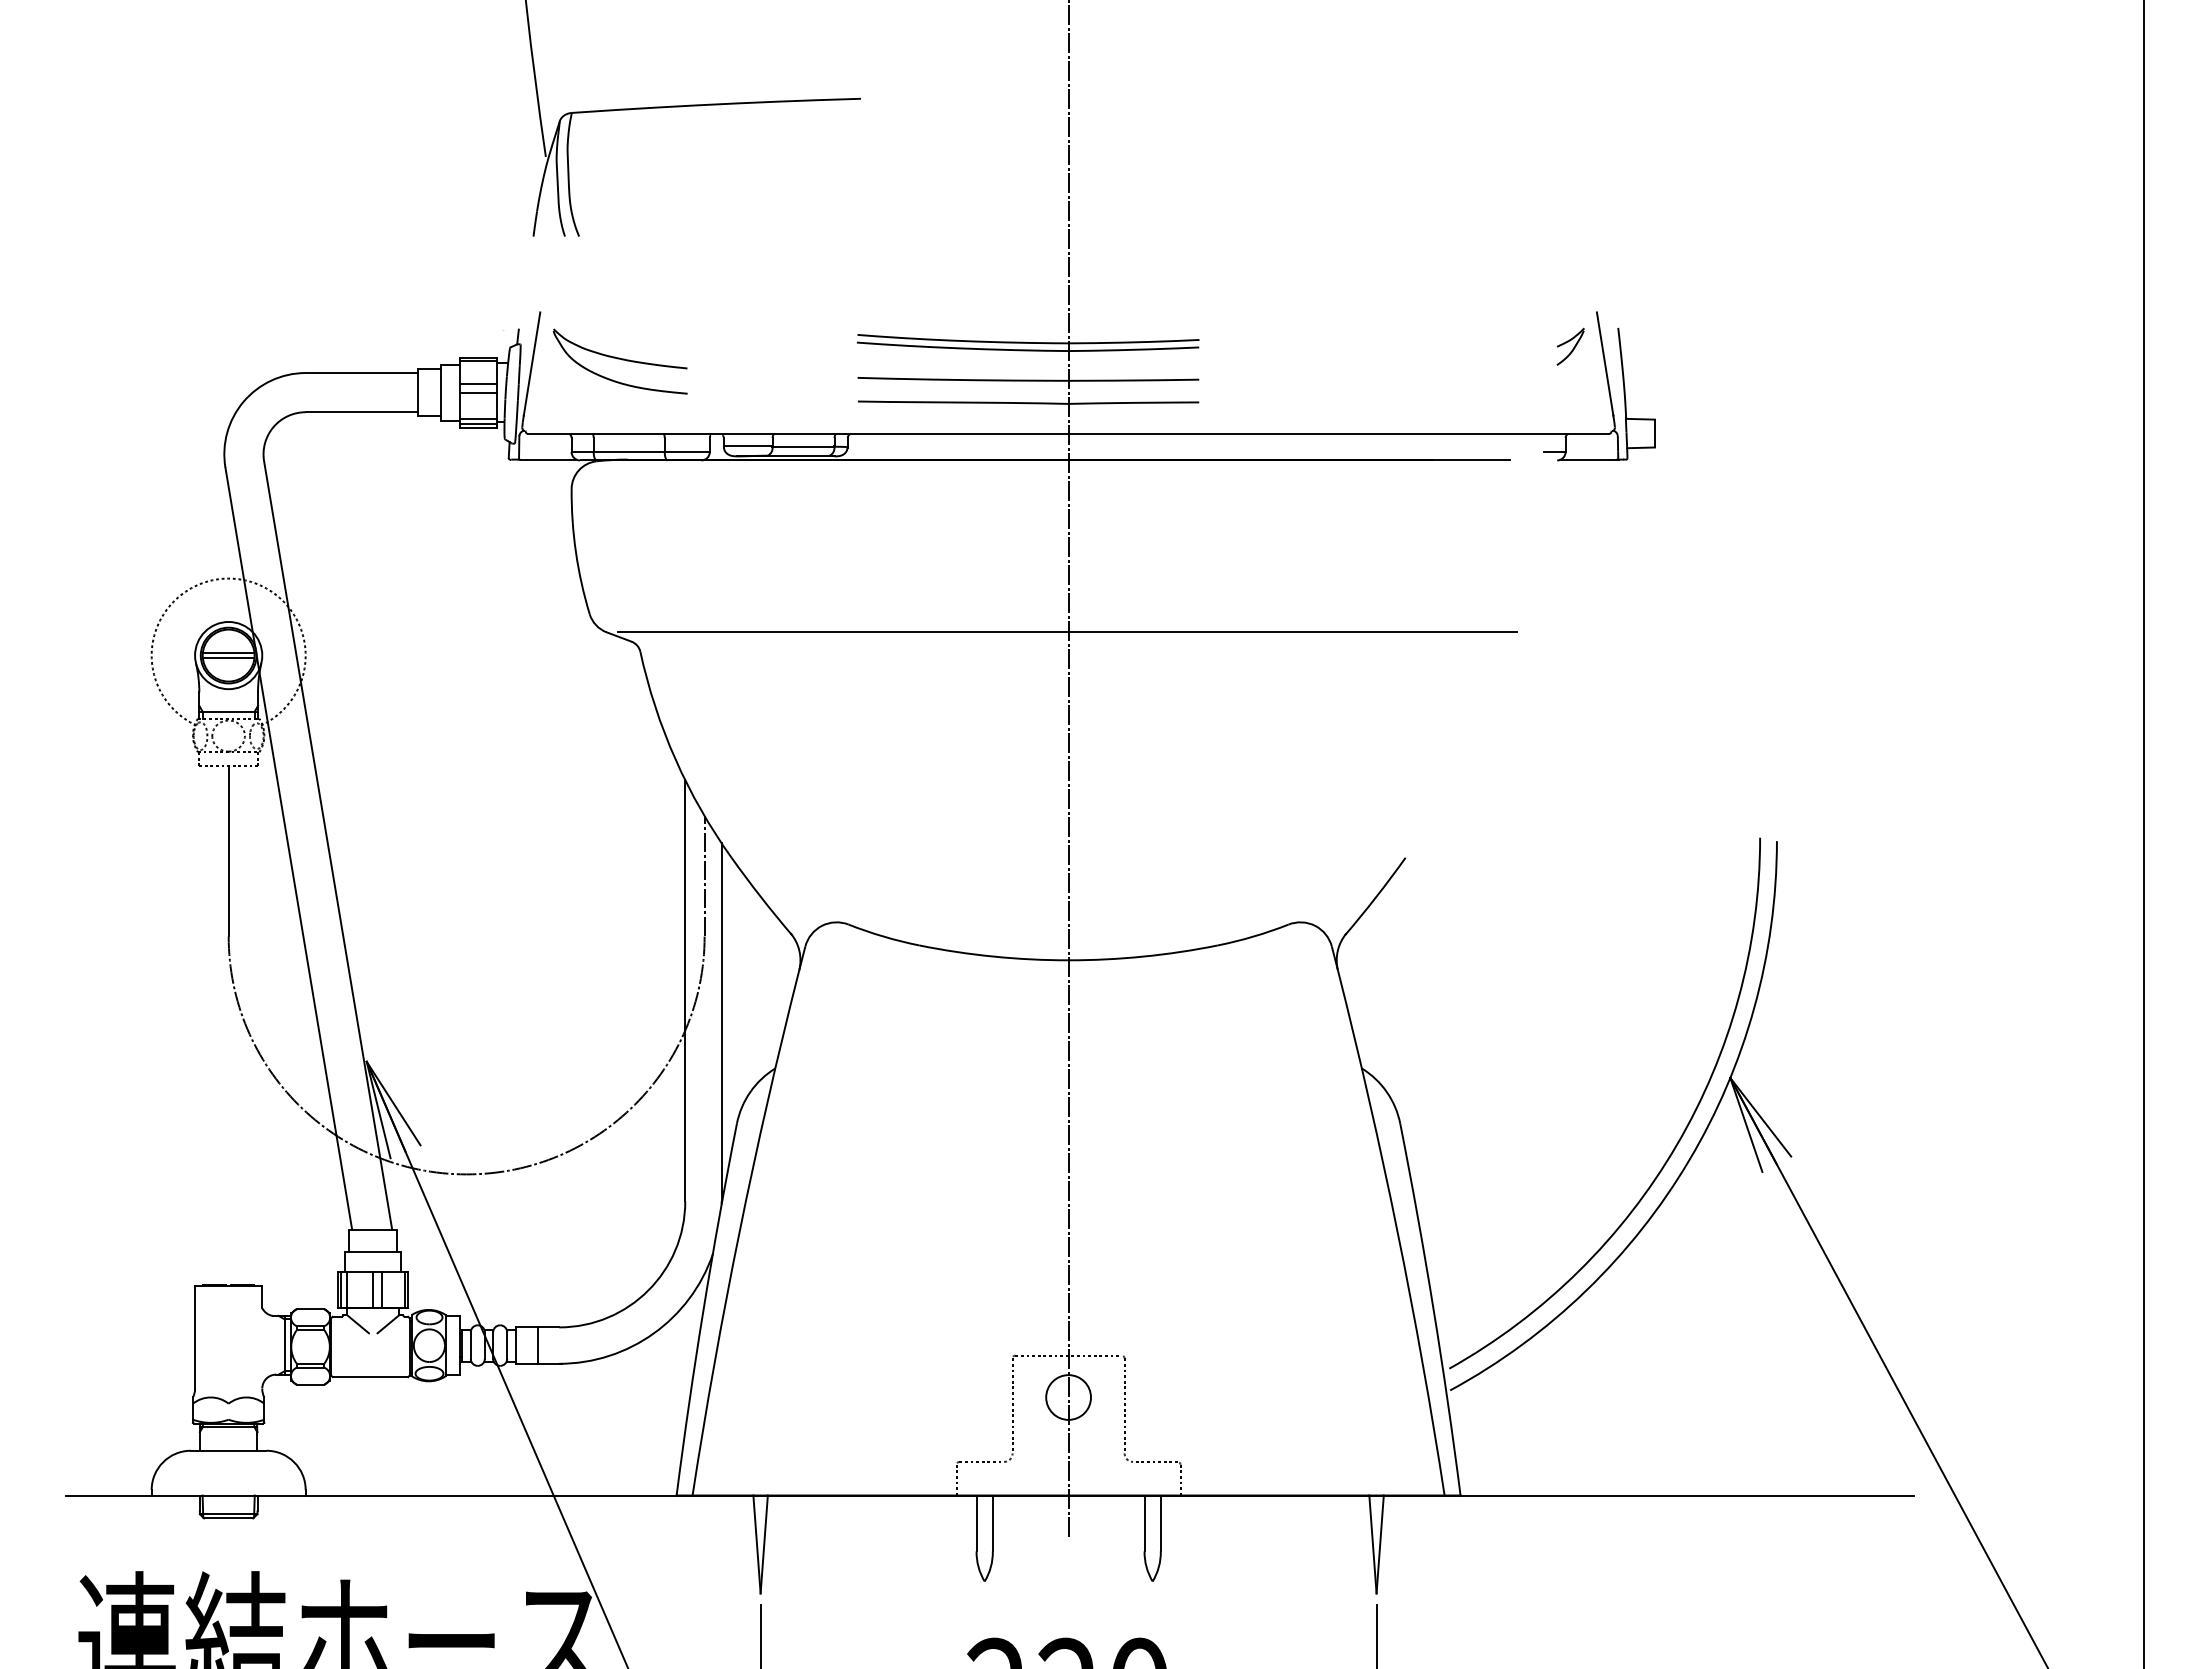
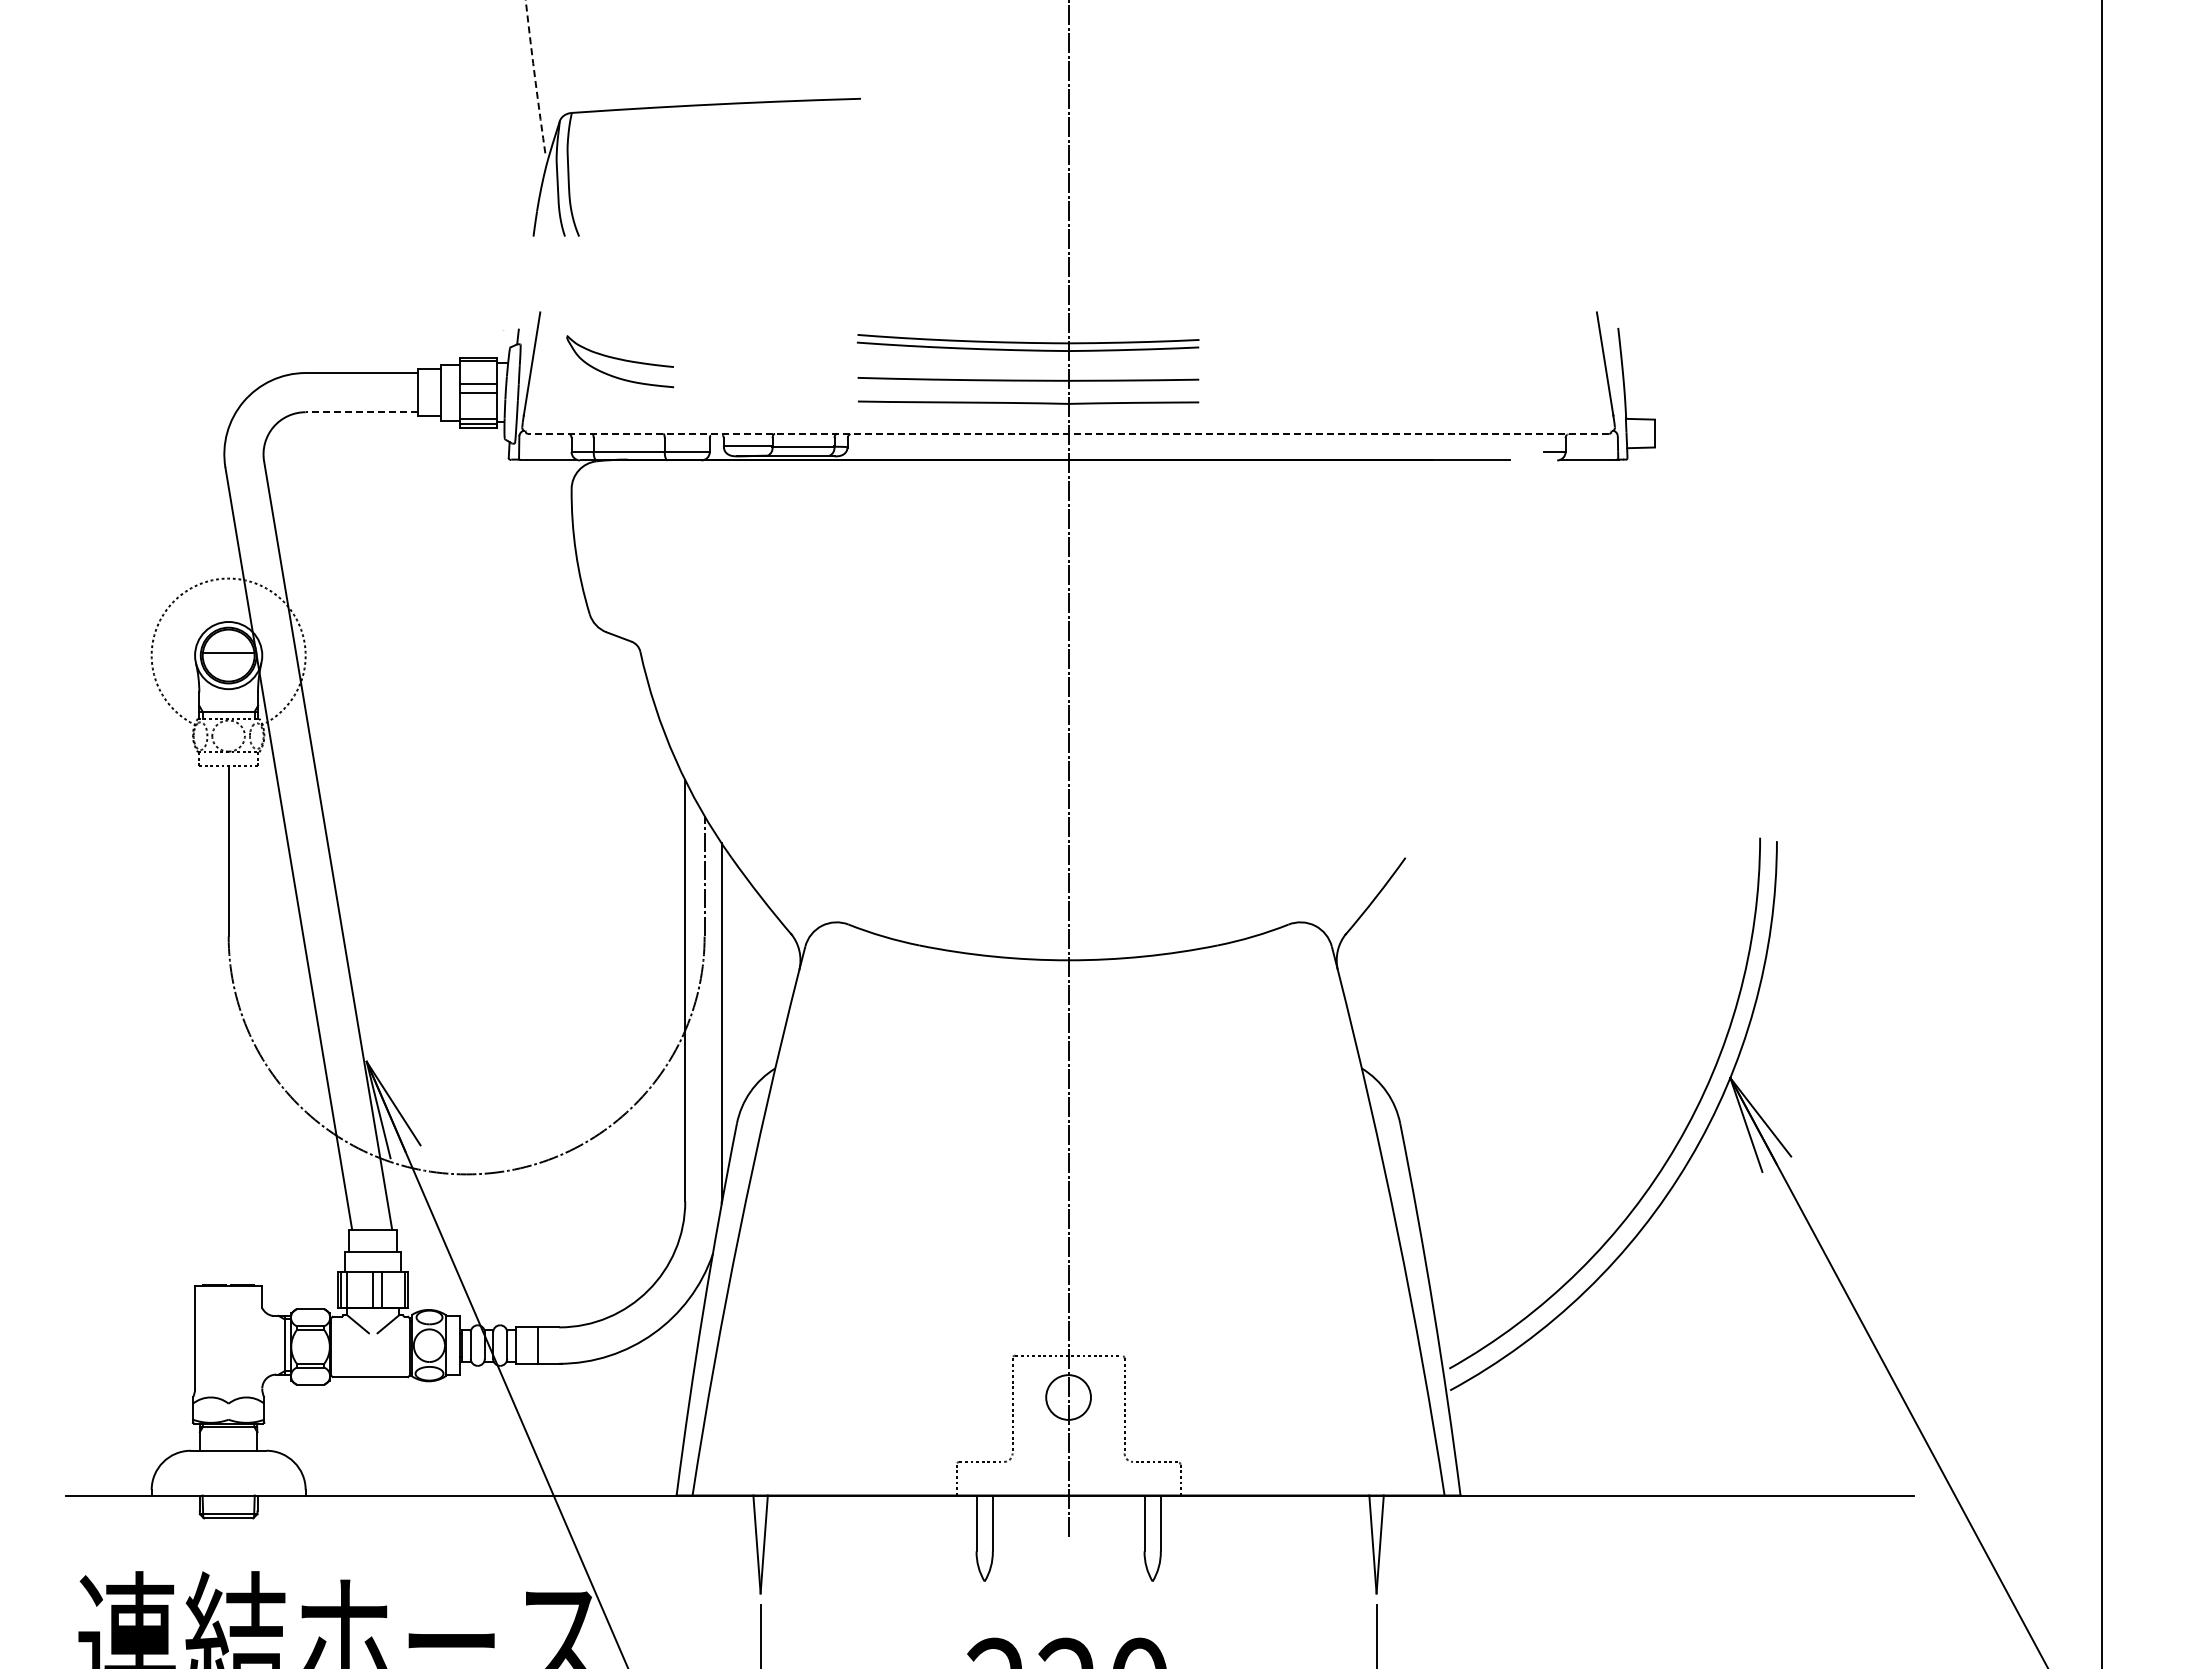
arc: solid -> dashed (535, 79)
part: present -> none (1570, 346)
part size: 136x67 px -> 109x54 px (620, 361)
line: solid -> dashed (361, 412)
line: solid -> dashed (1068, 433)
line: present -> none (1066, 632)
line: present -> none (228, 658)
line position: (2143, 833) -> (2101, 833) (2101, 833)
